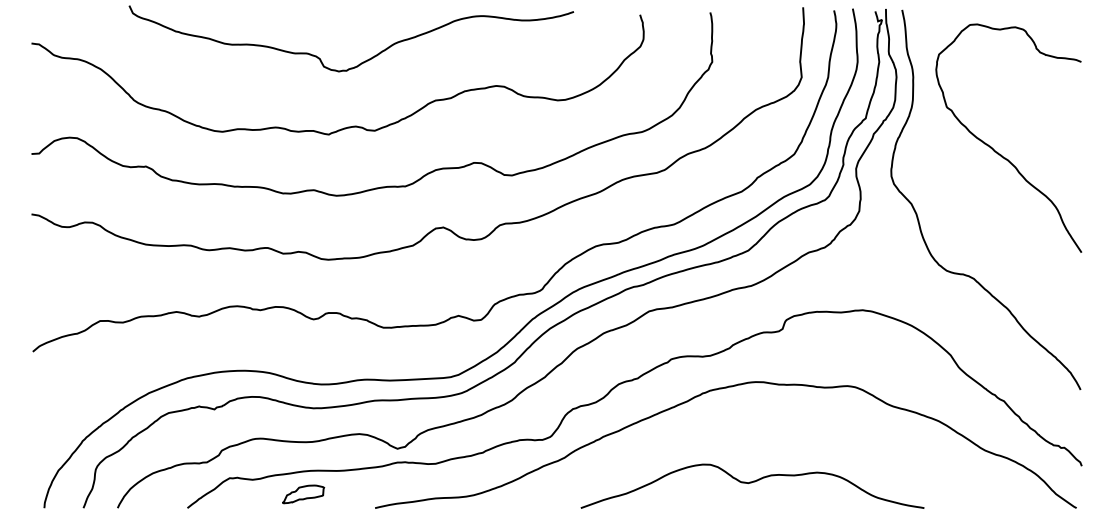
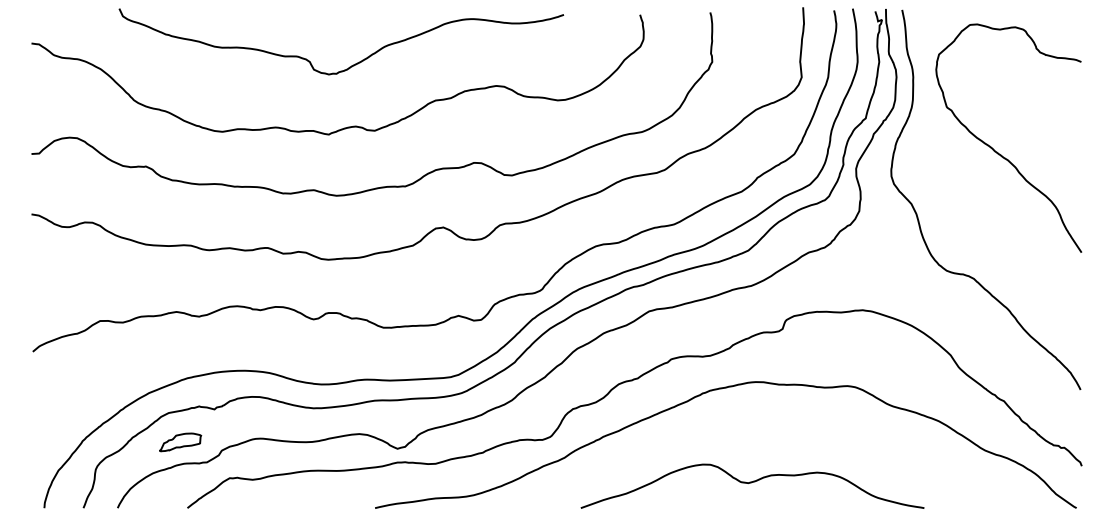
curve position: (363, 61) -> (353, 64) (353, 64)
part position: (303, 494) -> (180, 442) (180, 442)
